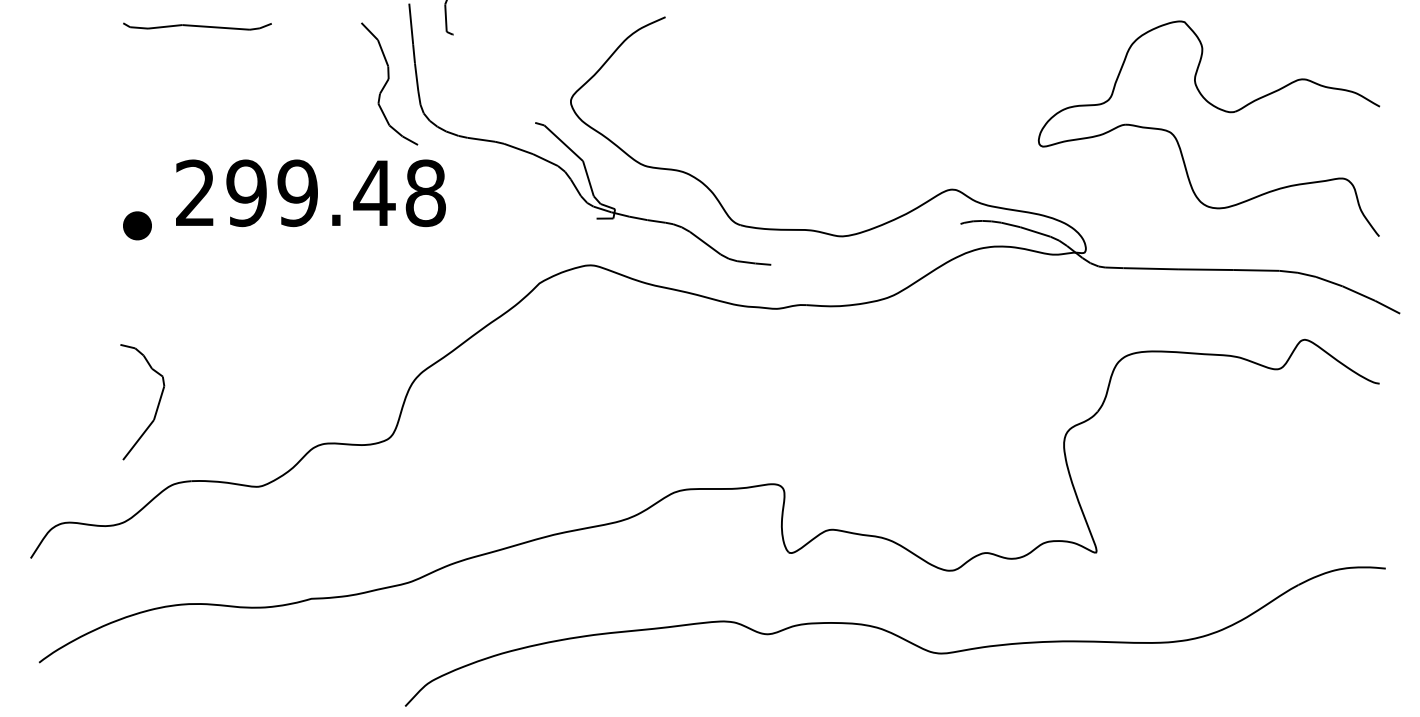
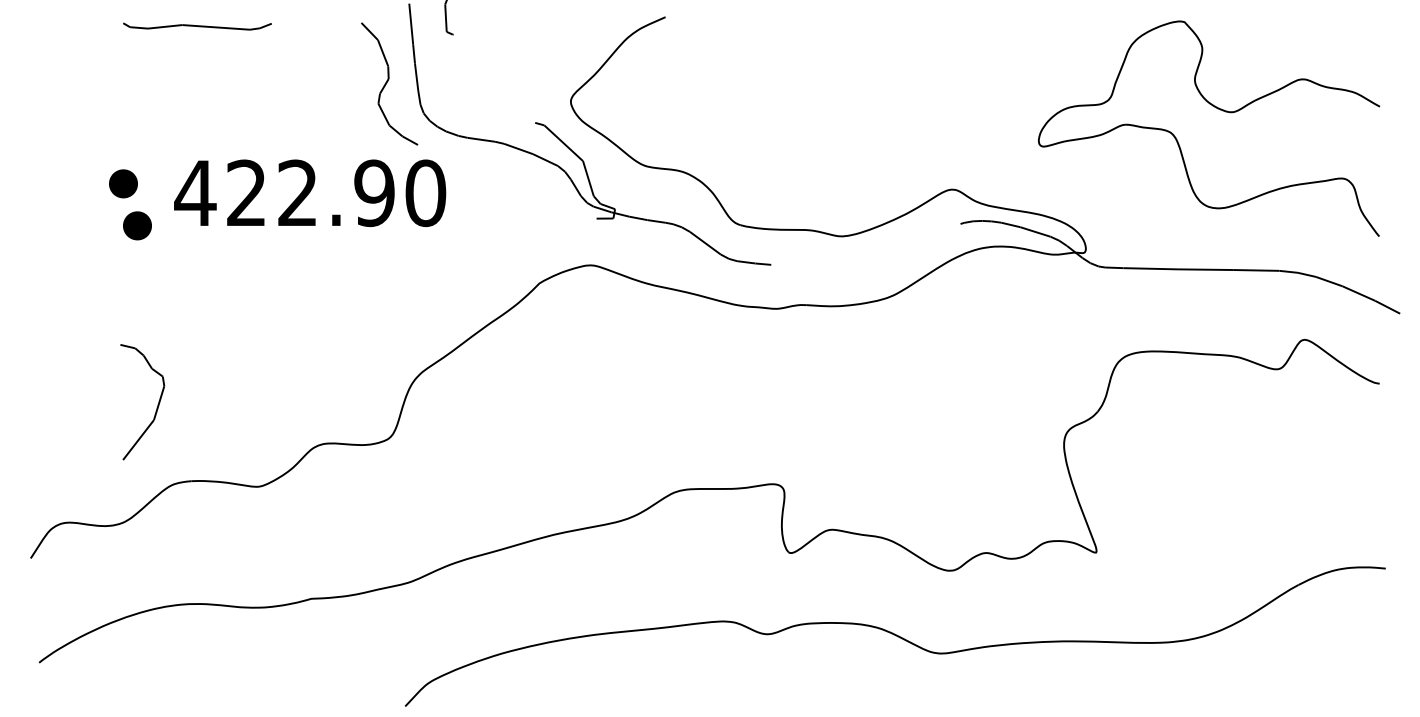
part: none -> present (123, 183)
text: 299.48 -> 422.90 (310, 193)
